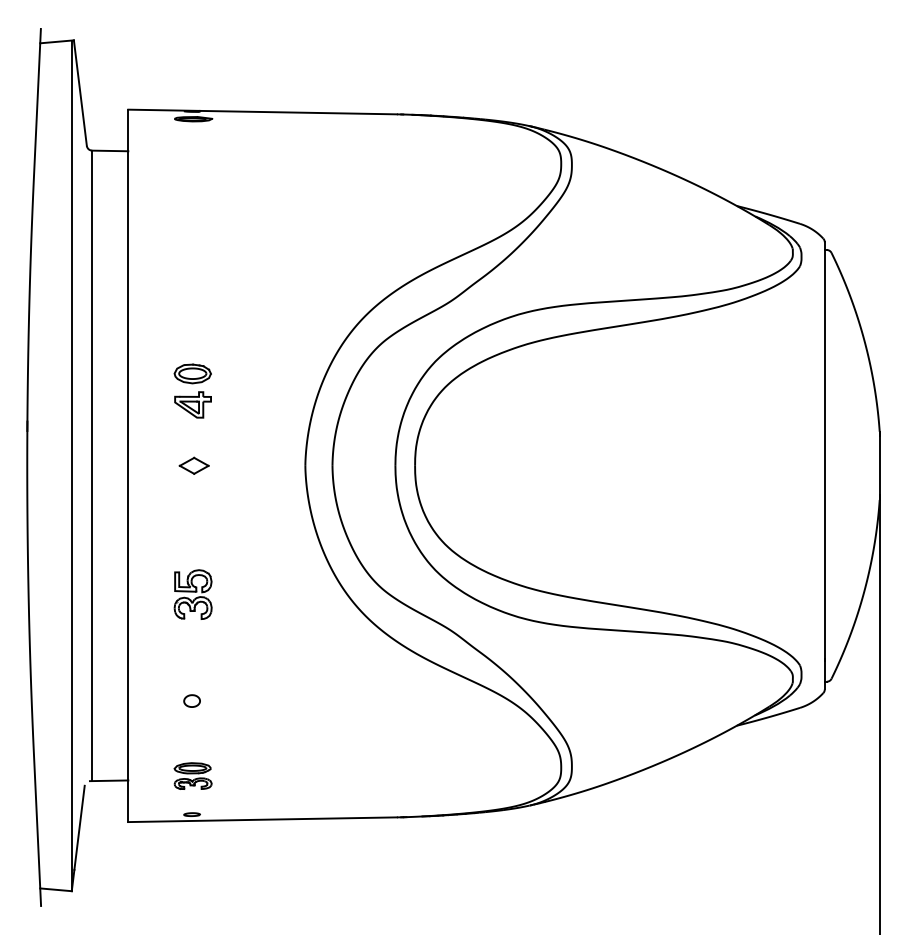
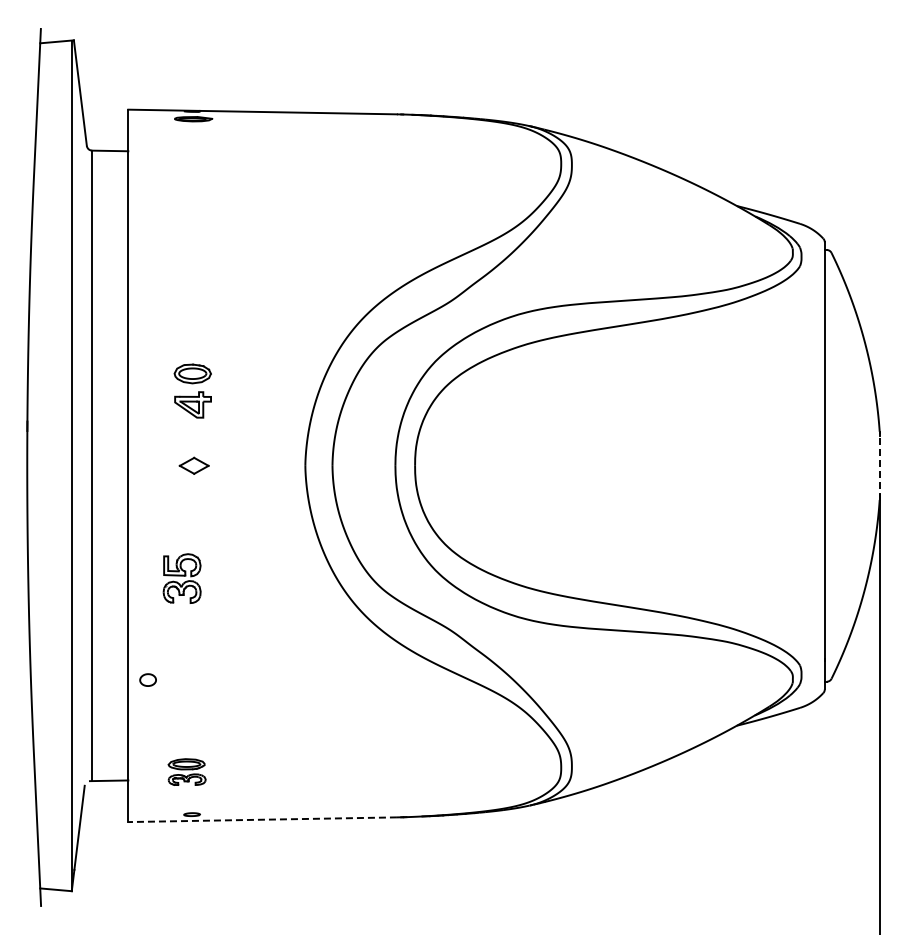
line: solid -> dashed (879, 465)
part position: (192, 594) -> (181, 578) (181, 578)
part position: (191, 700) -> (147, 679) (147, 679)
part position: (192, 775) -> (186, 771) (186, 771)
line: solid -> dashed (262, 819)
